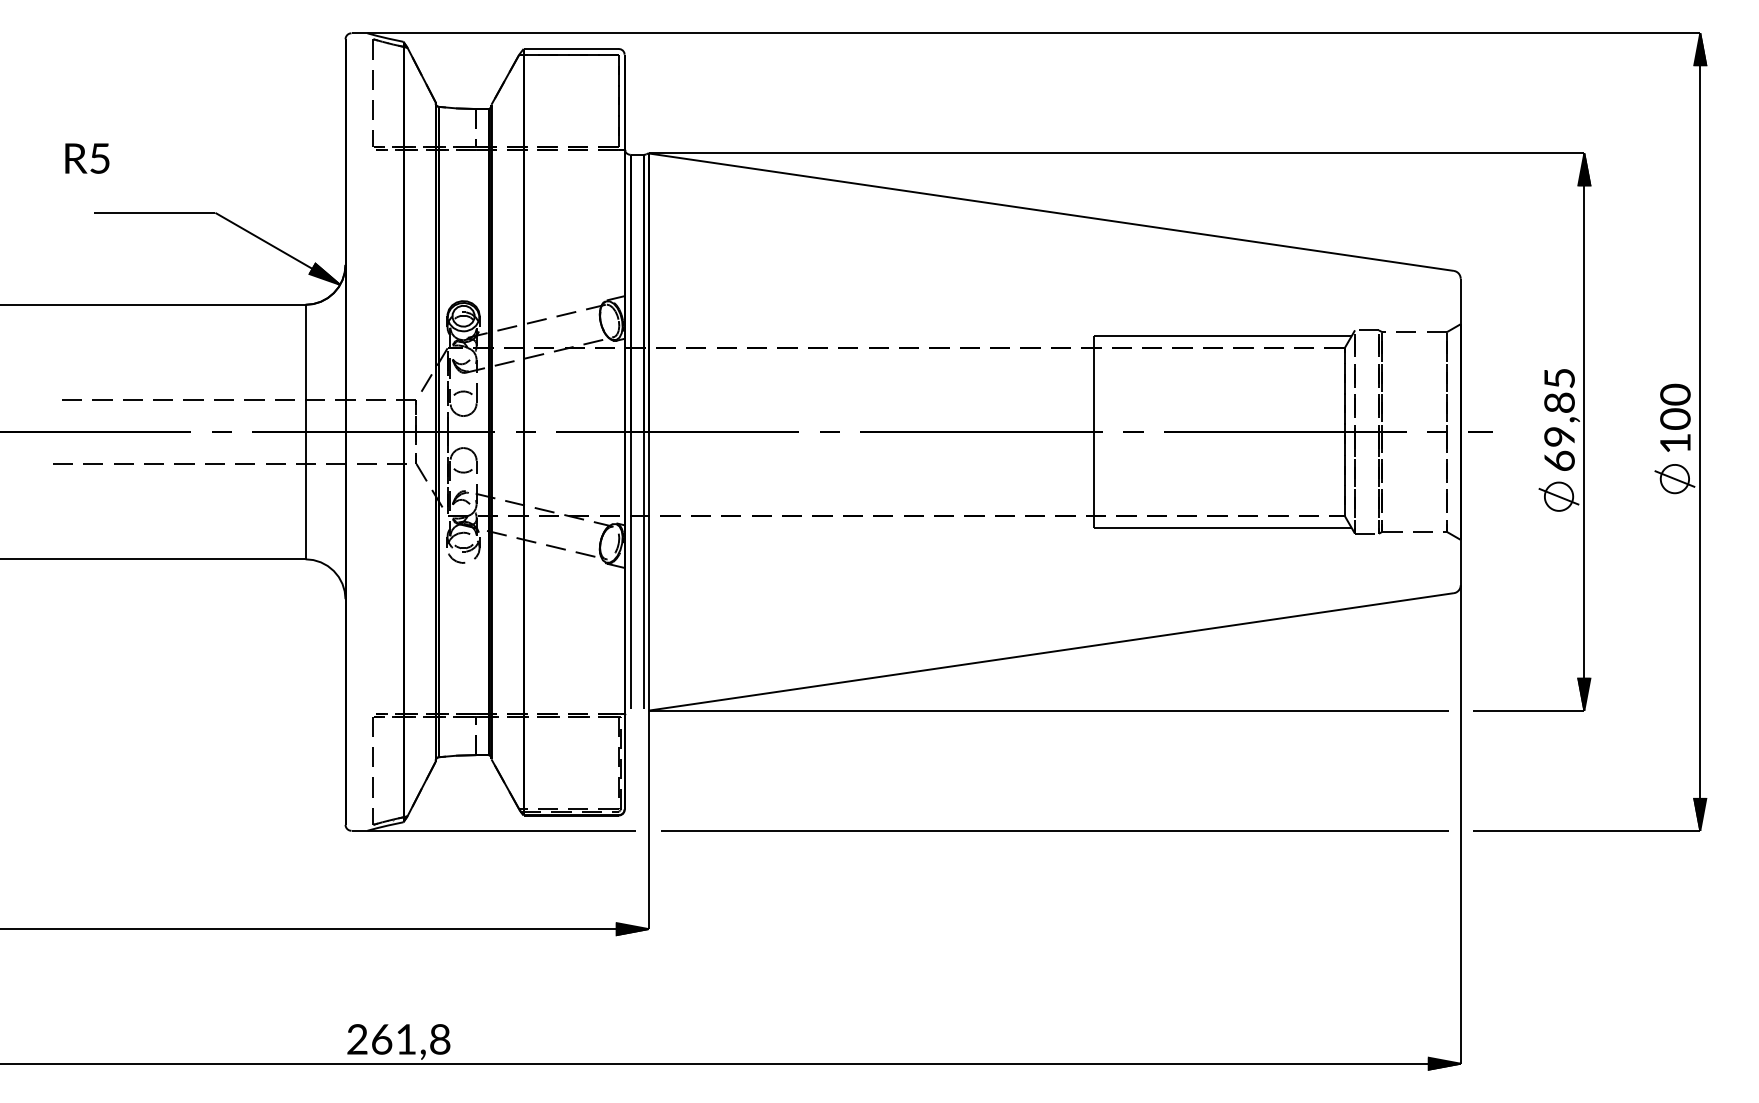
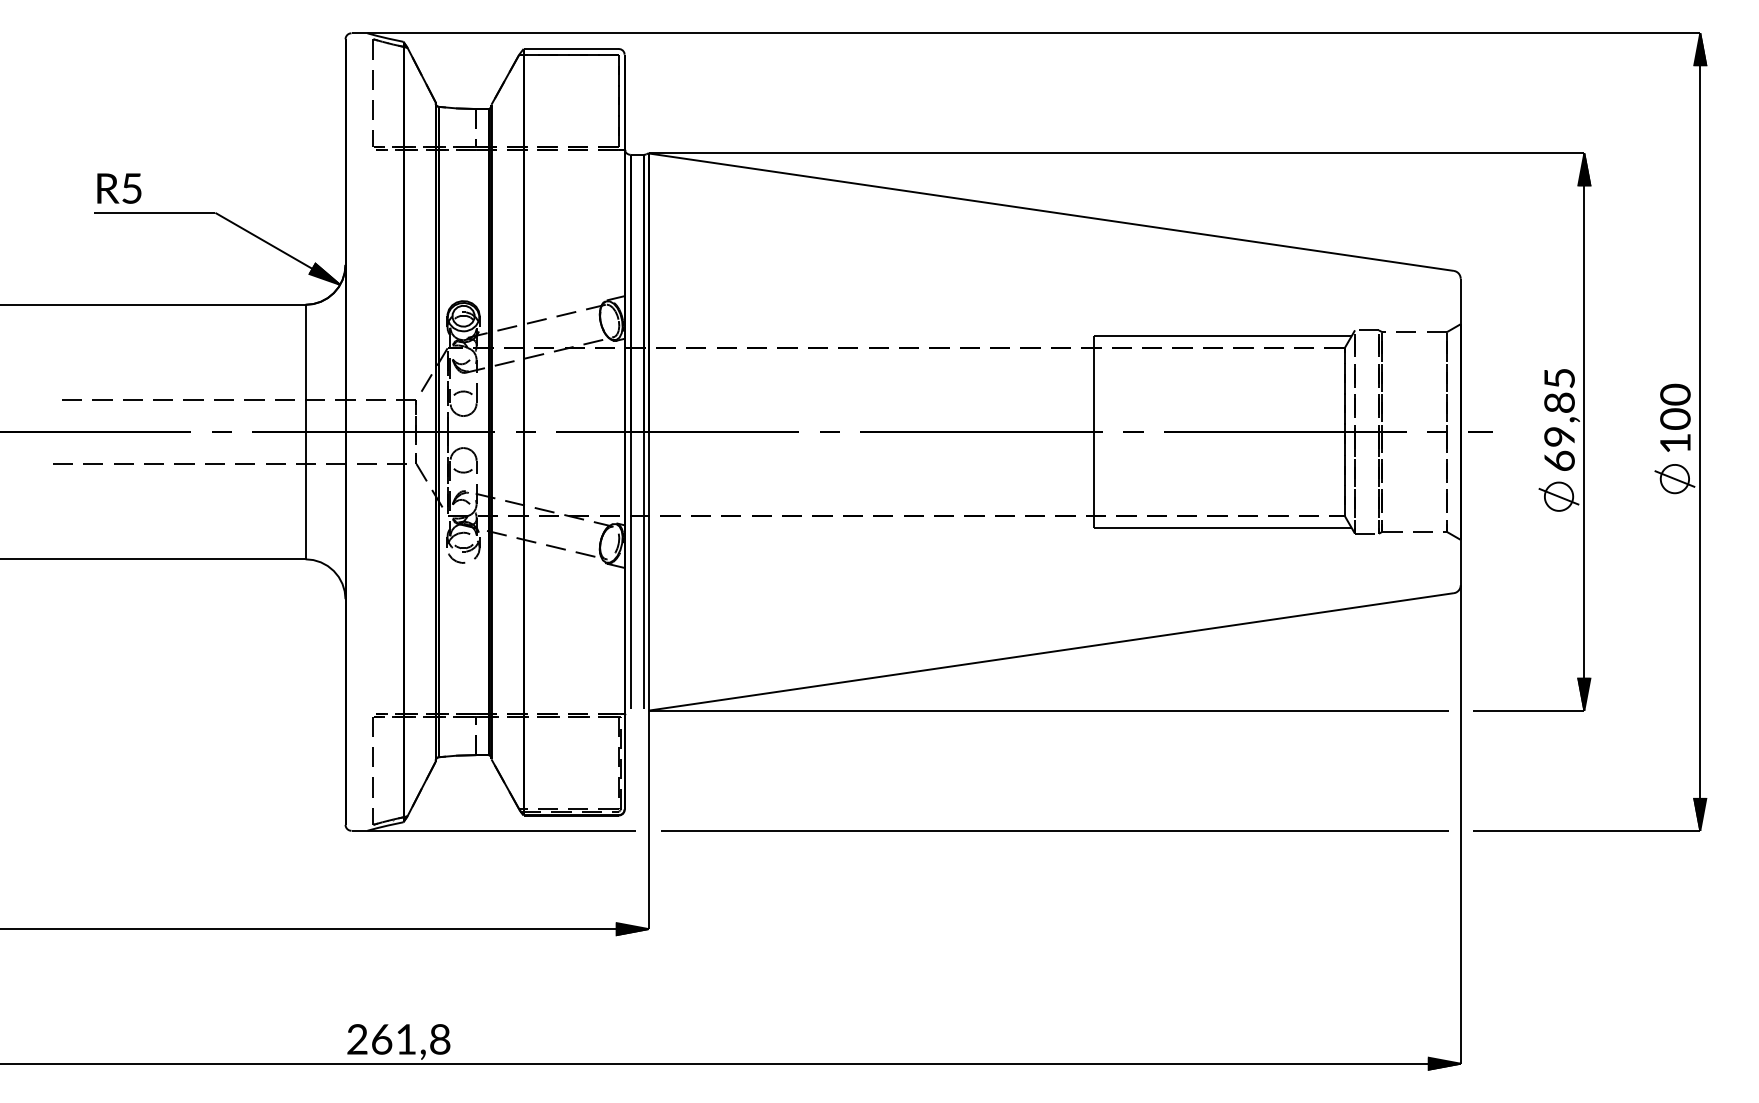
text position: (87, 158) -> (119, 188) (119, 188)
